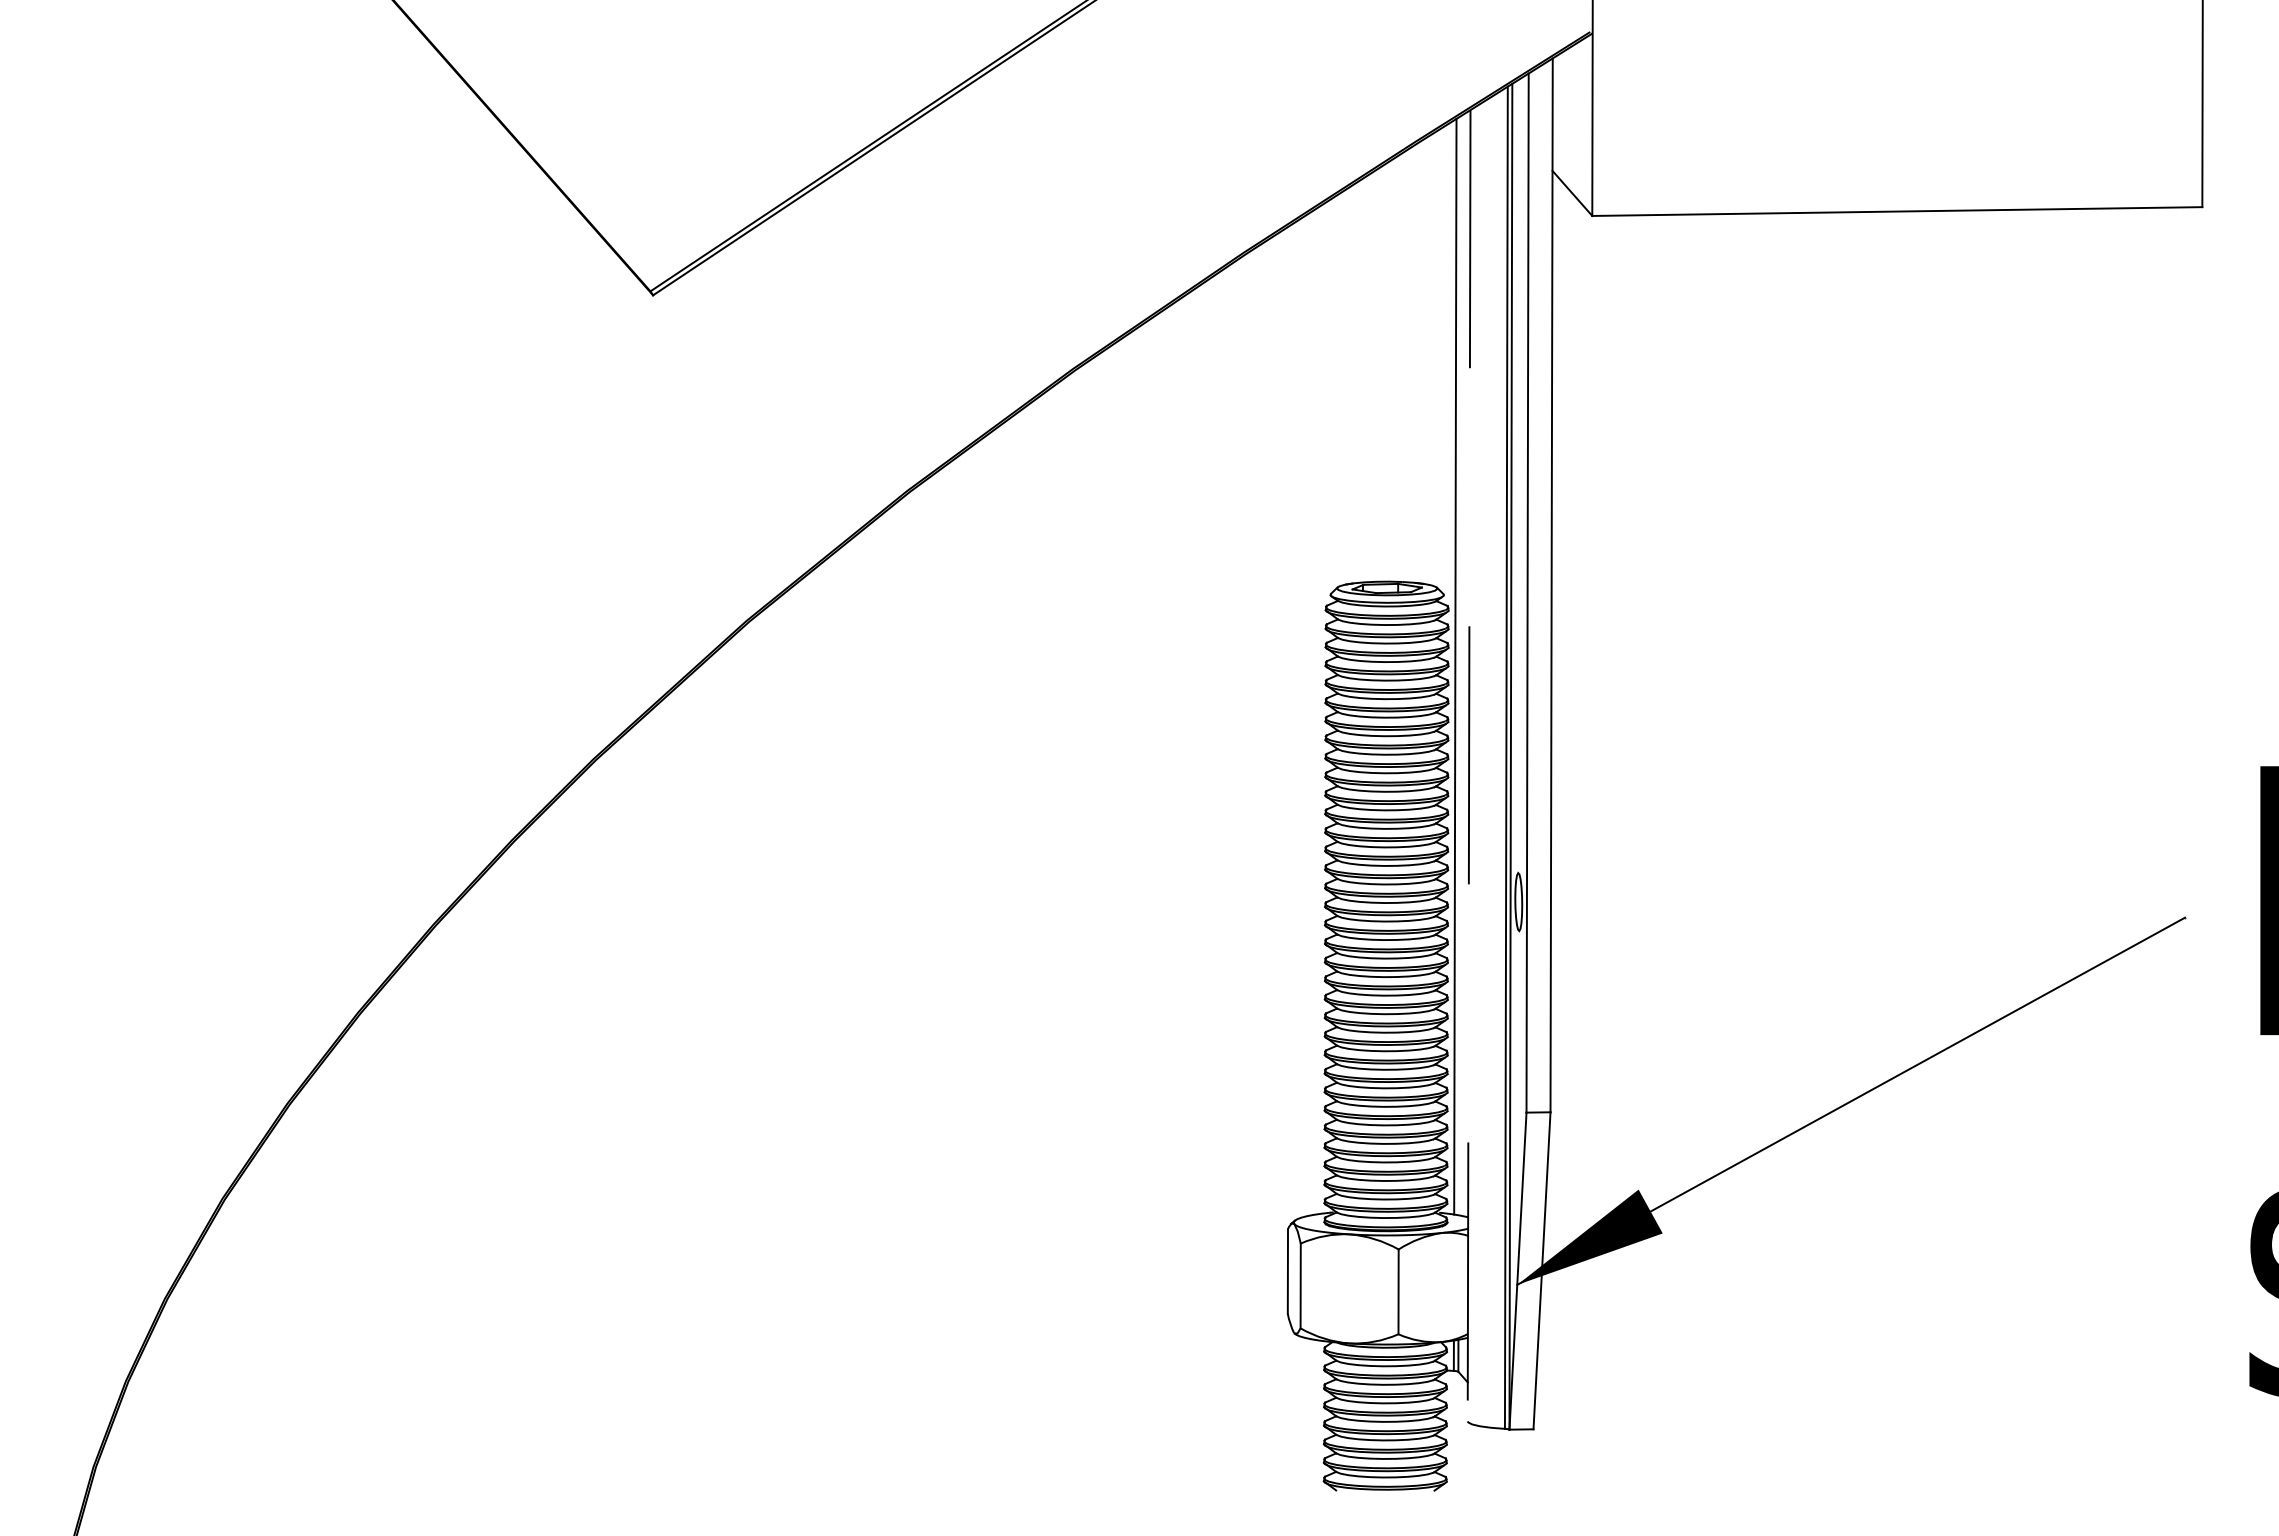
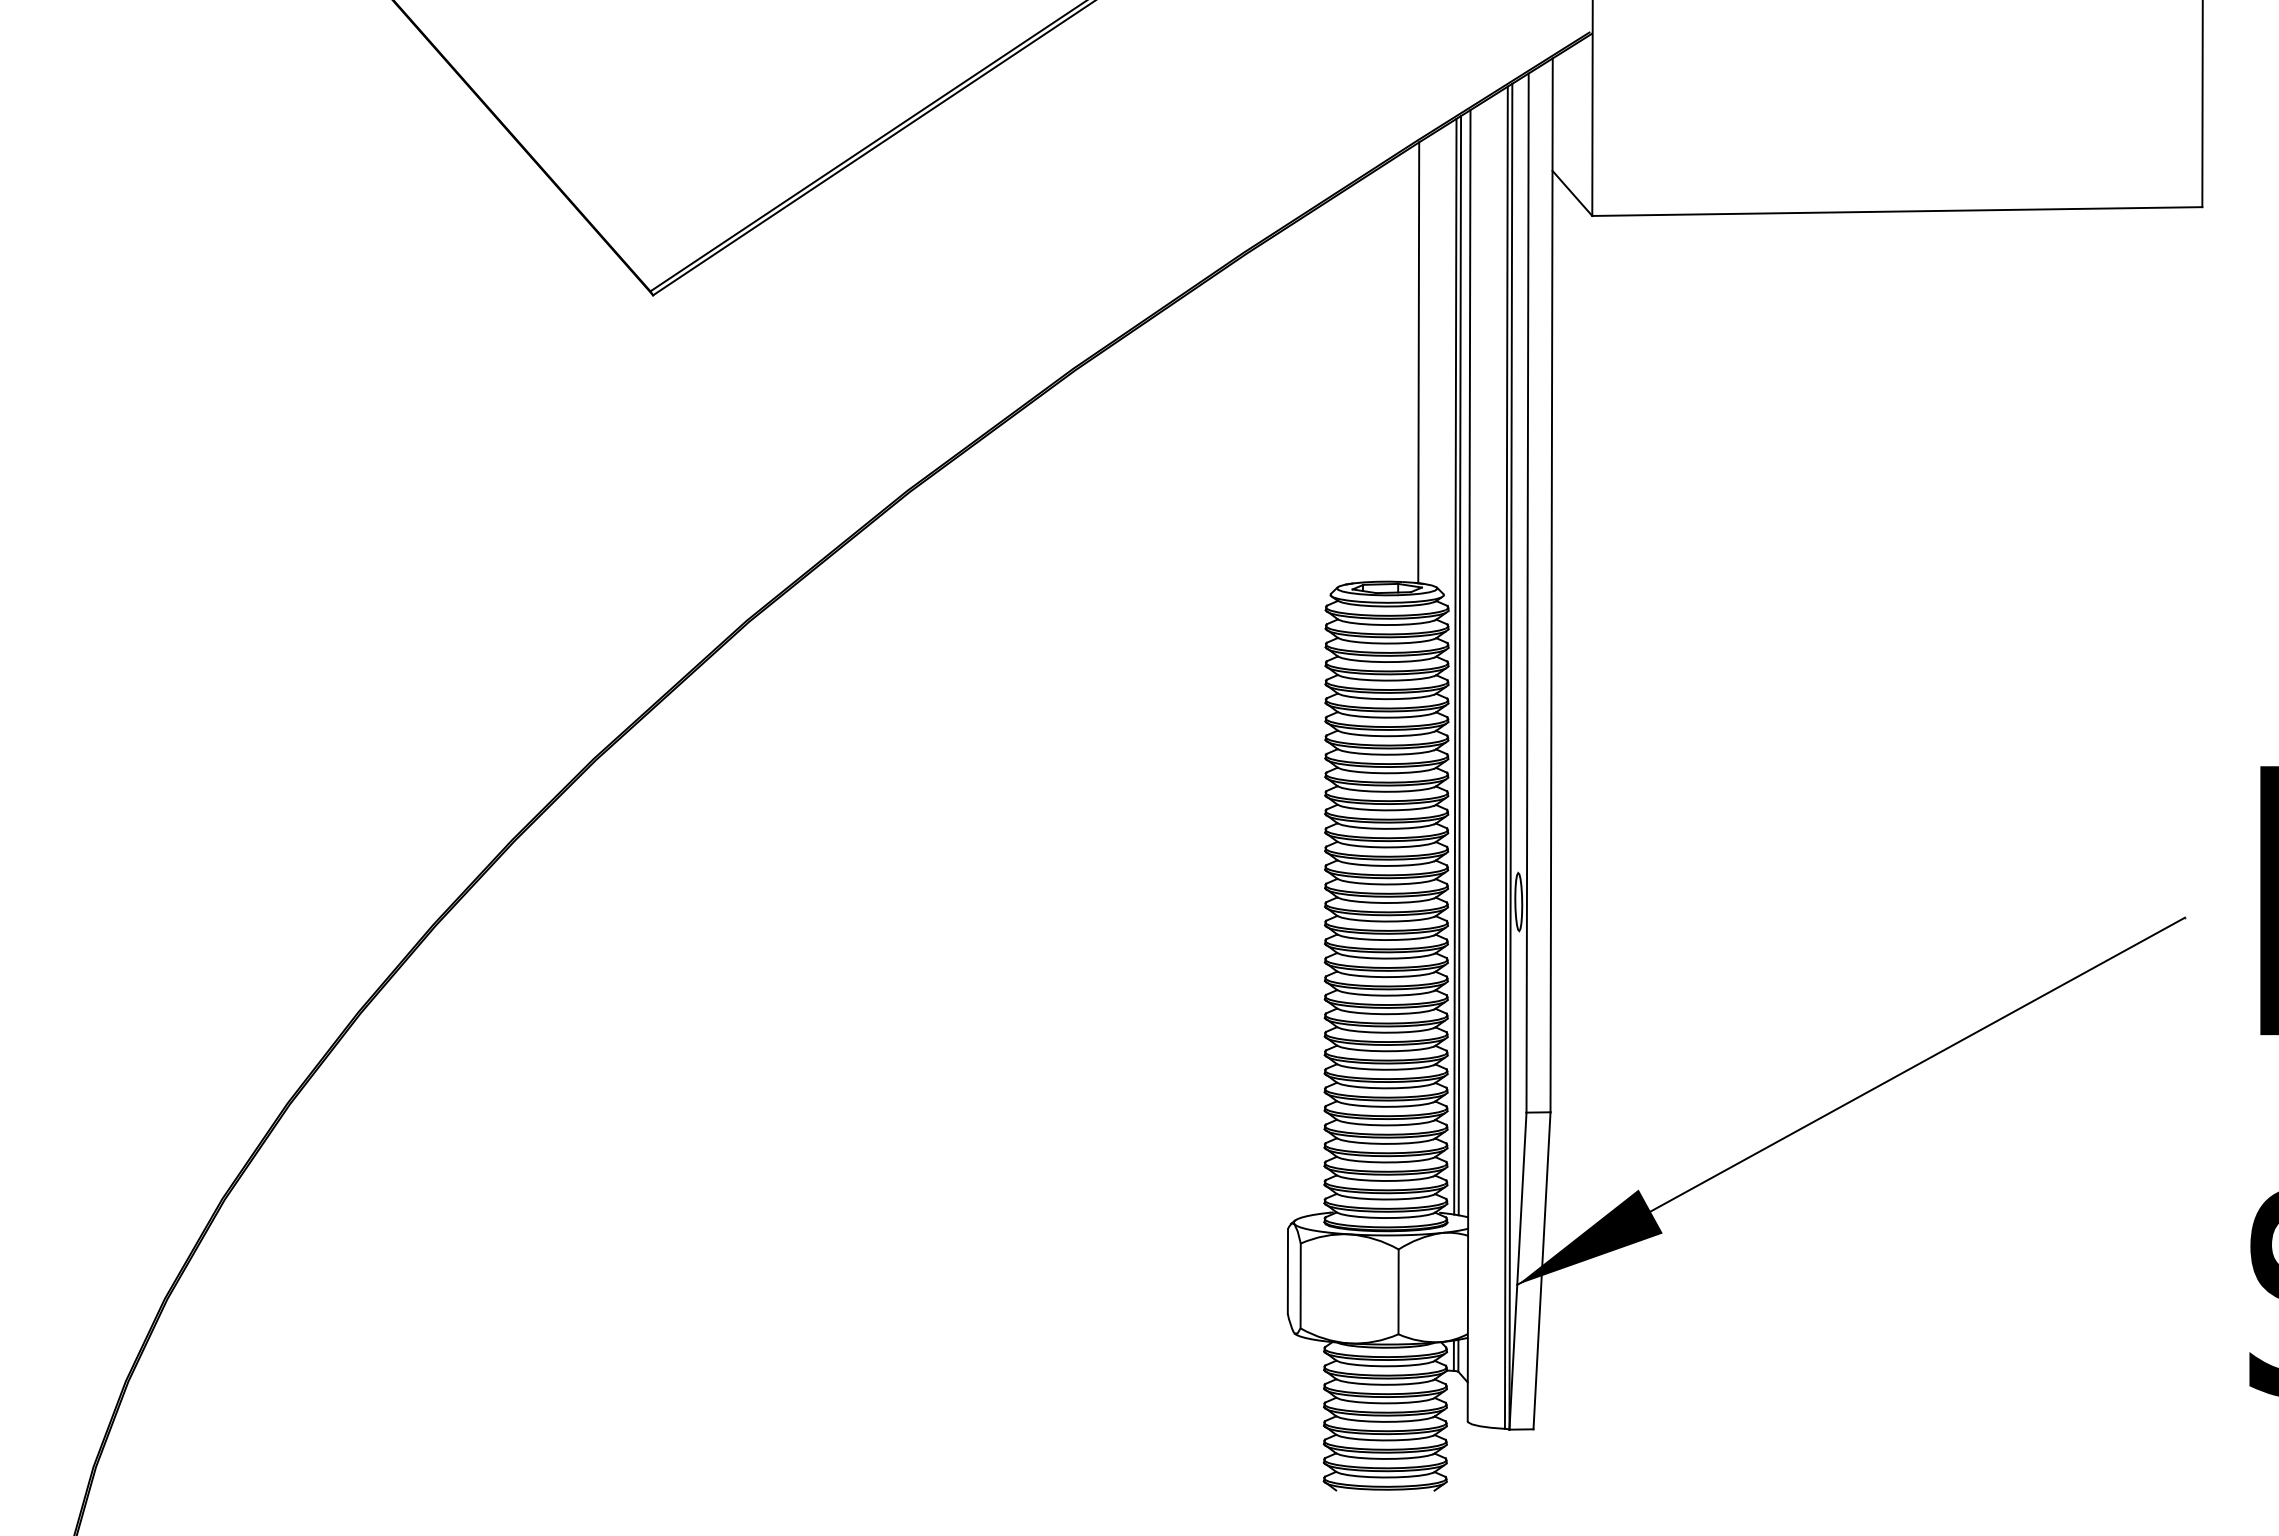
line: none -> present (1418, 362)
line: none -> present (1459, 665)
line: dashed -> solid (1469, 765)
